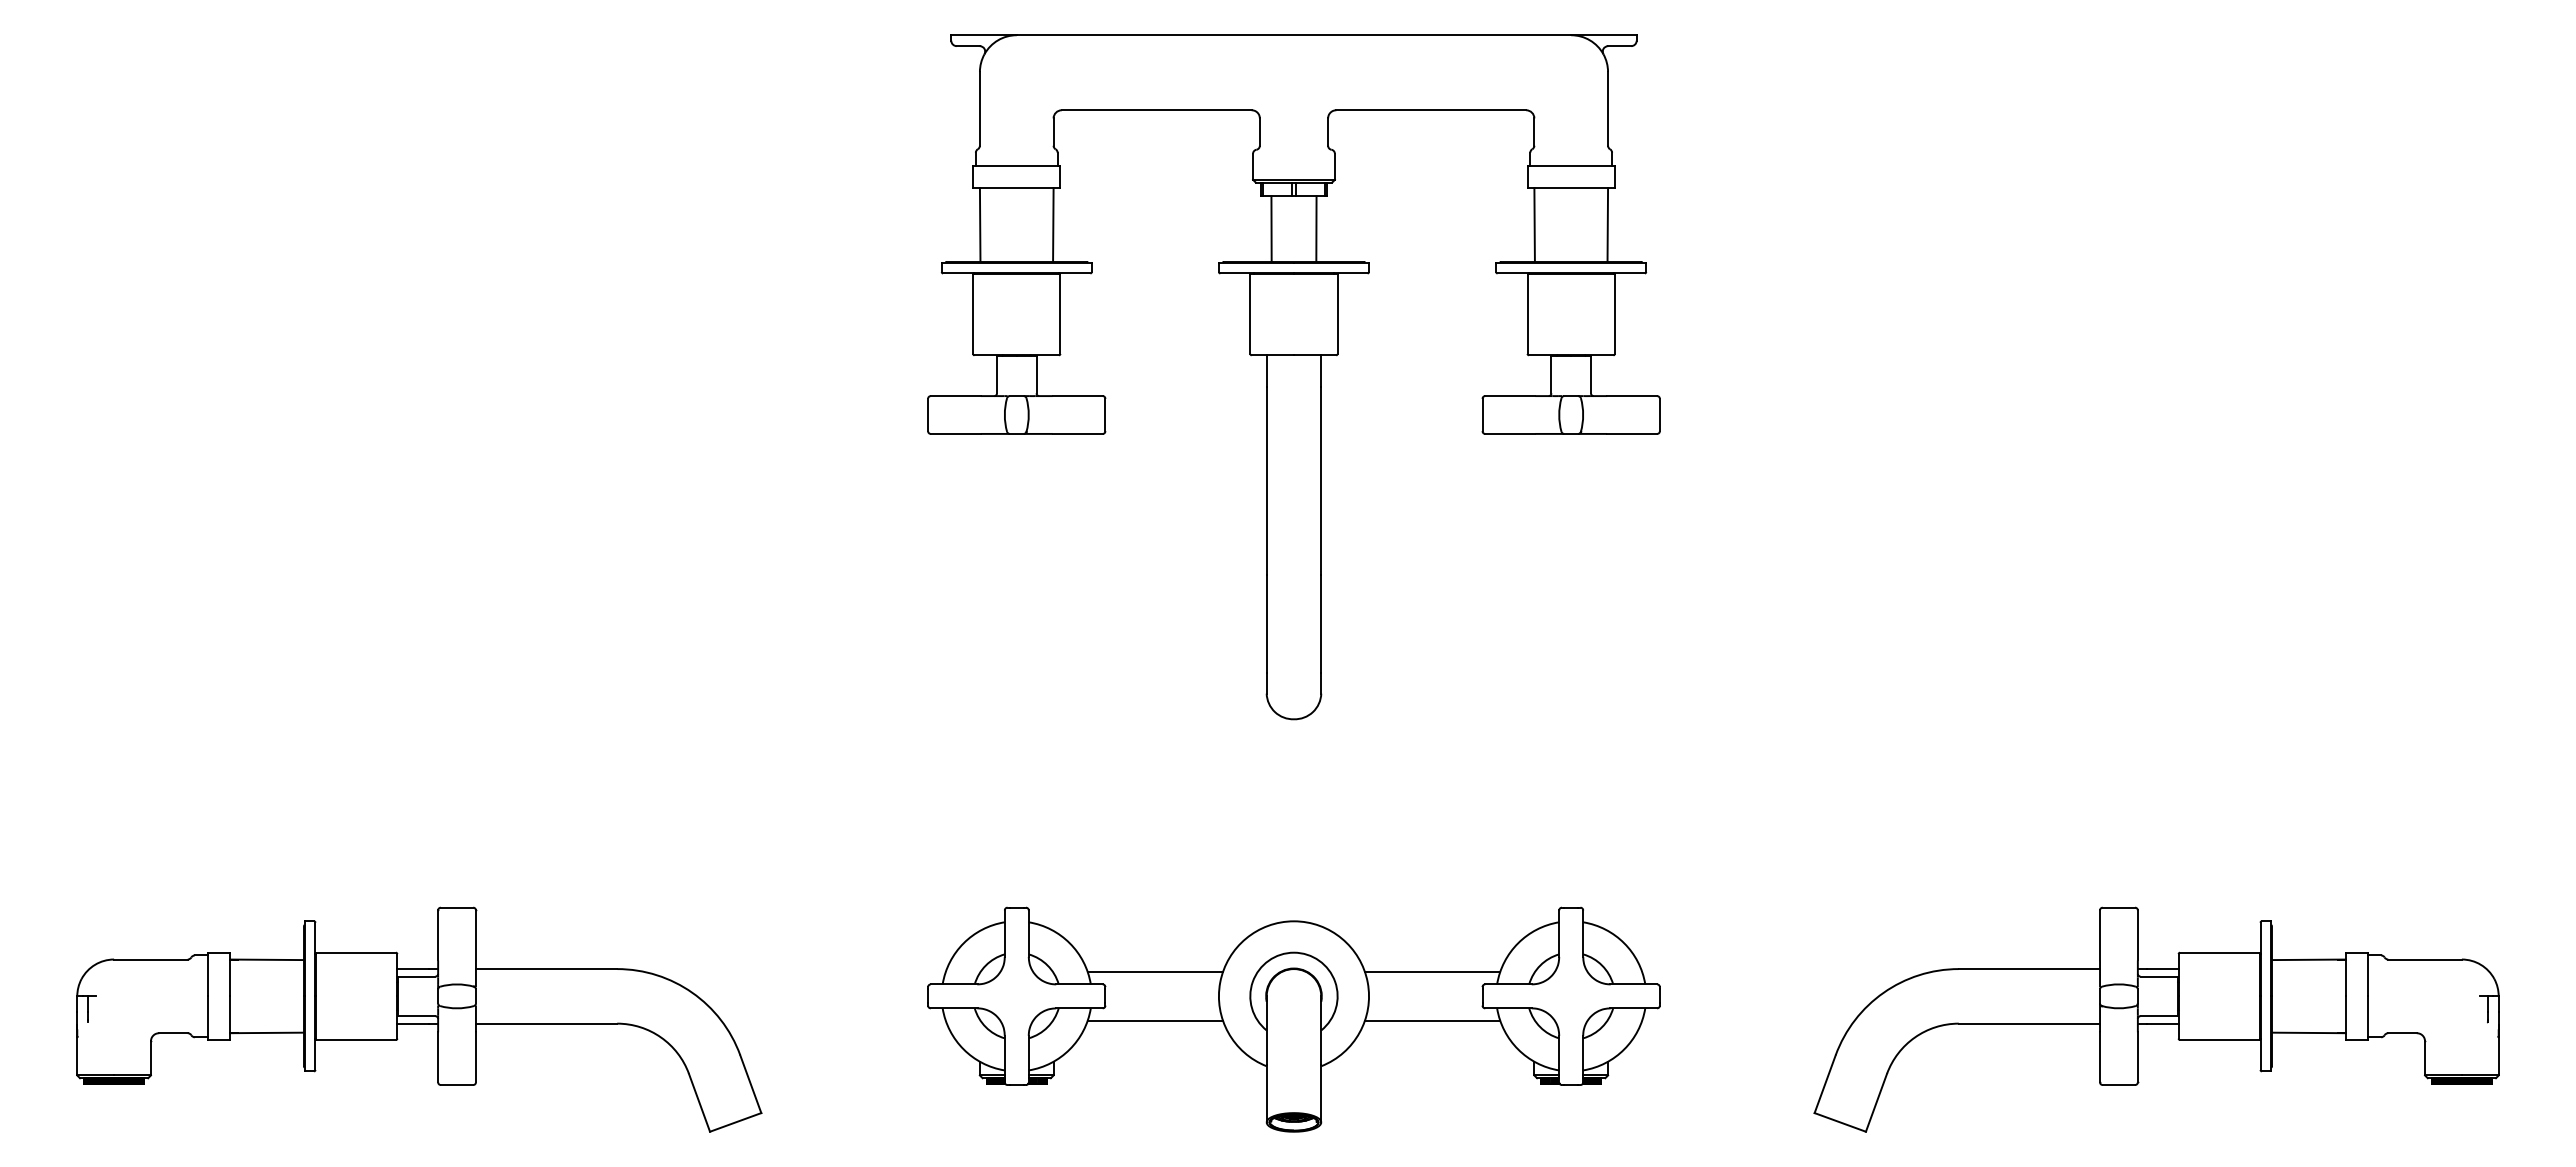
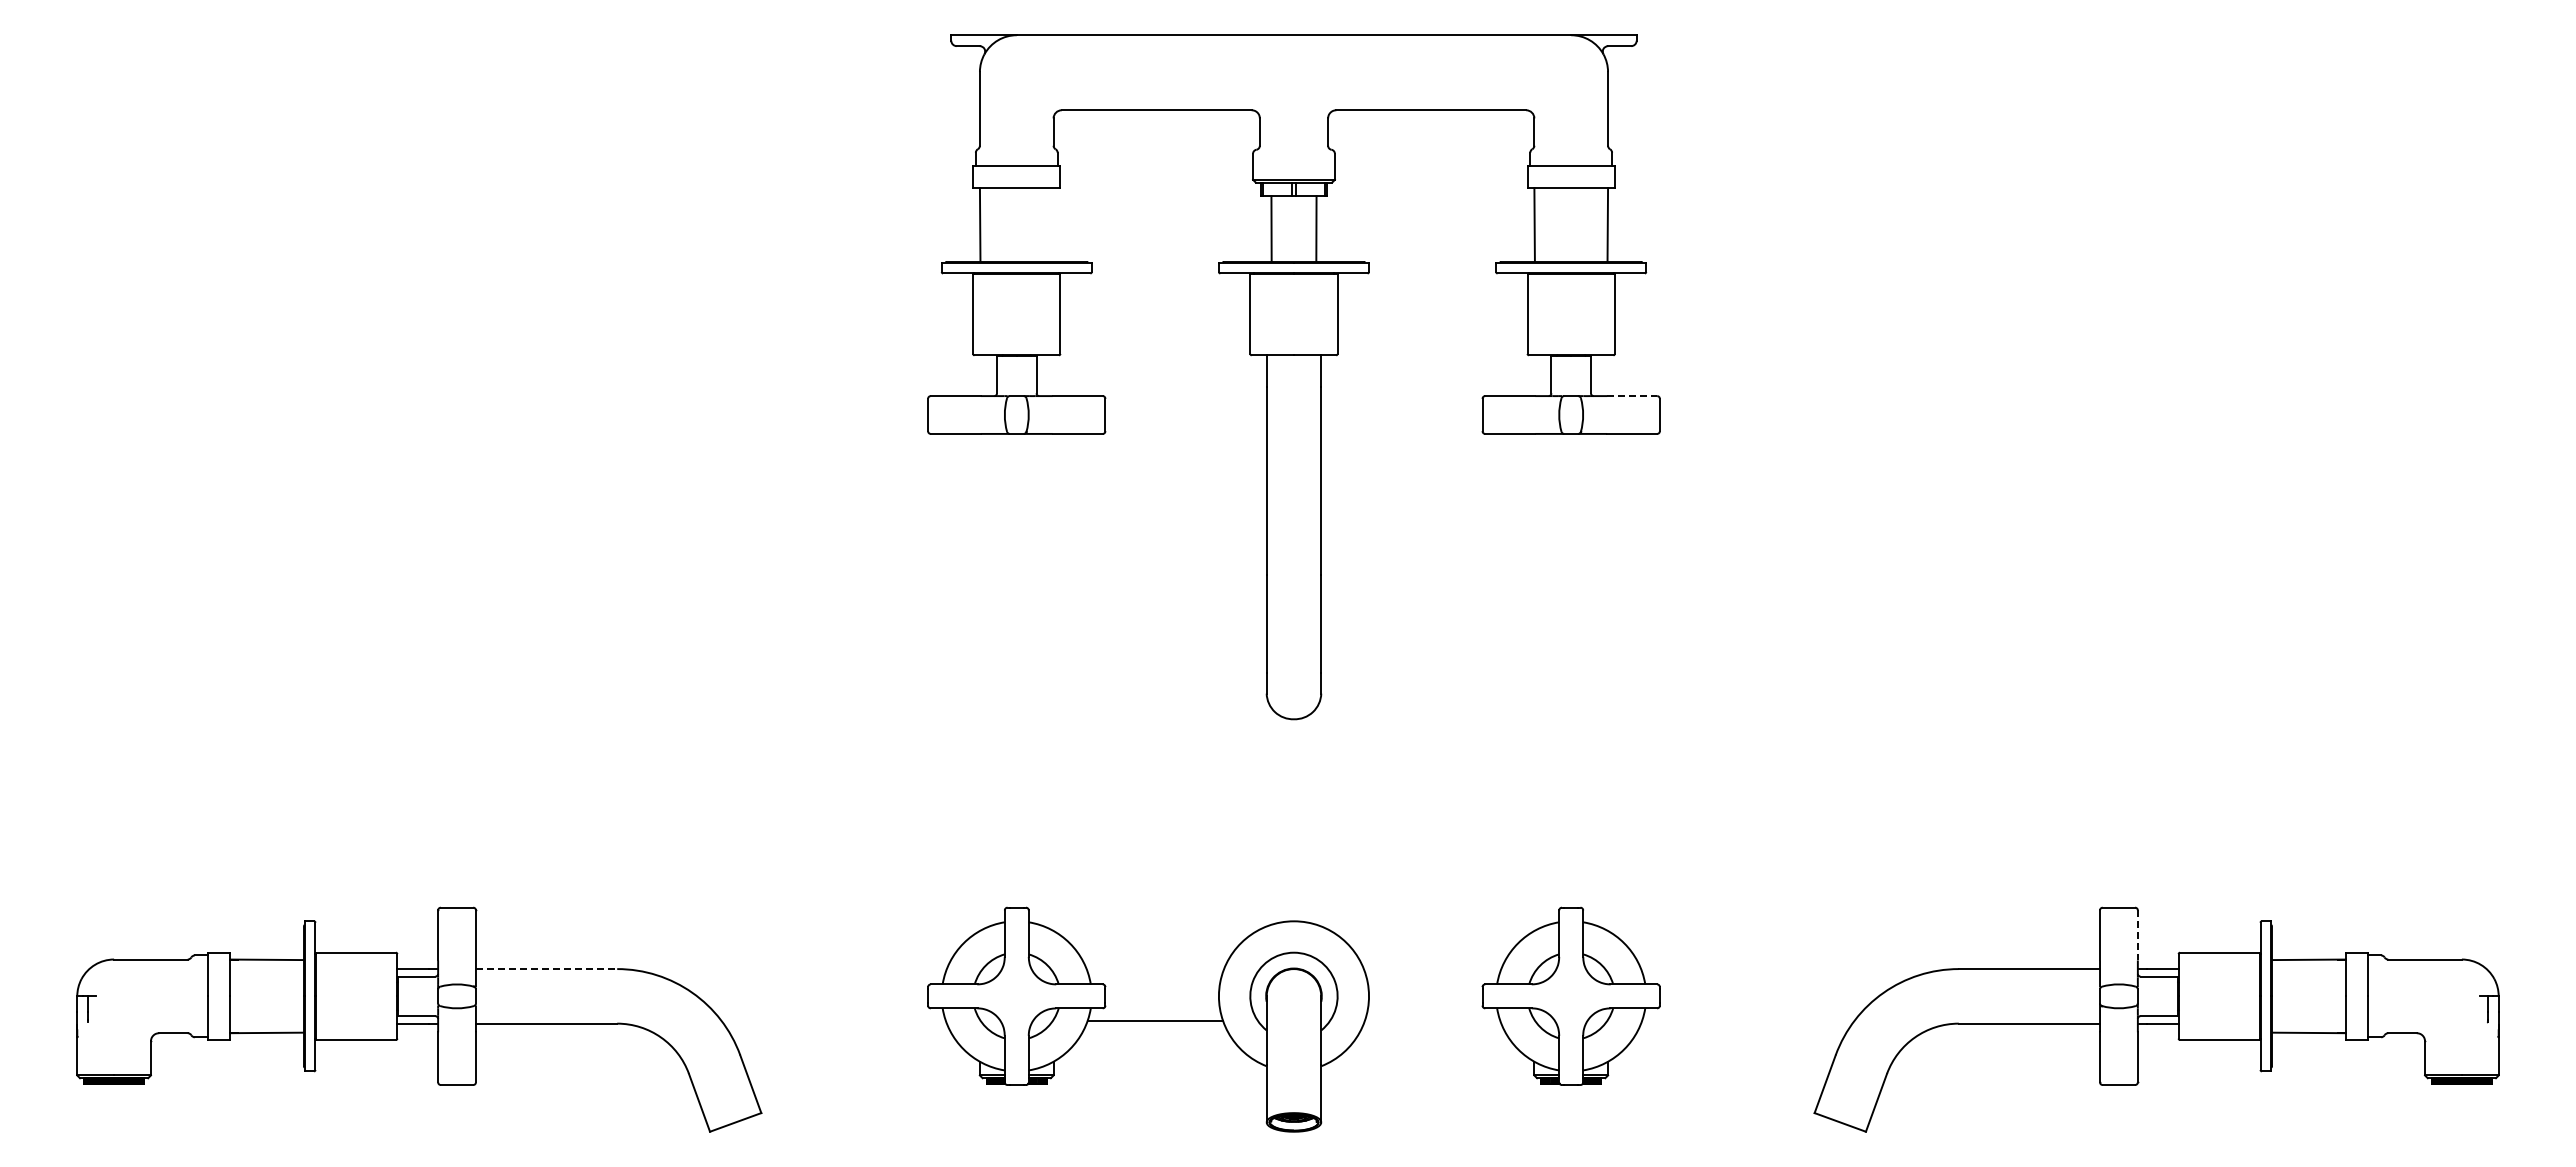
line: present -> none (1053, 224)
line: solid -> dashed (1632, 396)
line: solid -> dashed (2137, 935)
line: solid -> dashed (546, 969)
line: present -> none (1155, 971)
line: present -> none (1432, 971)
line: present -> none (1432, 1020)
